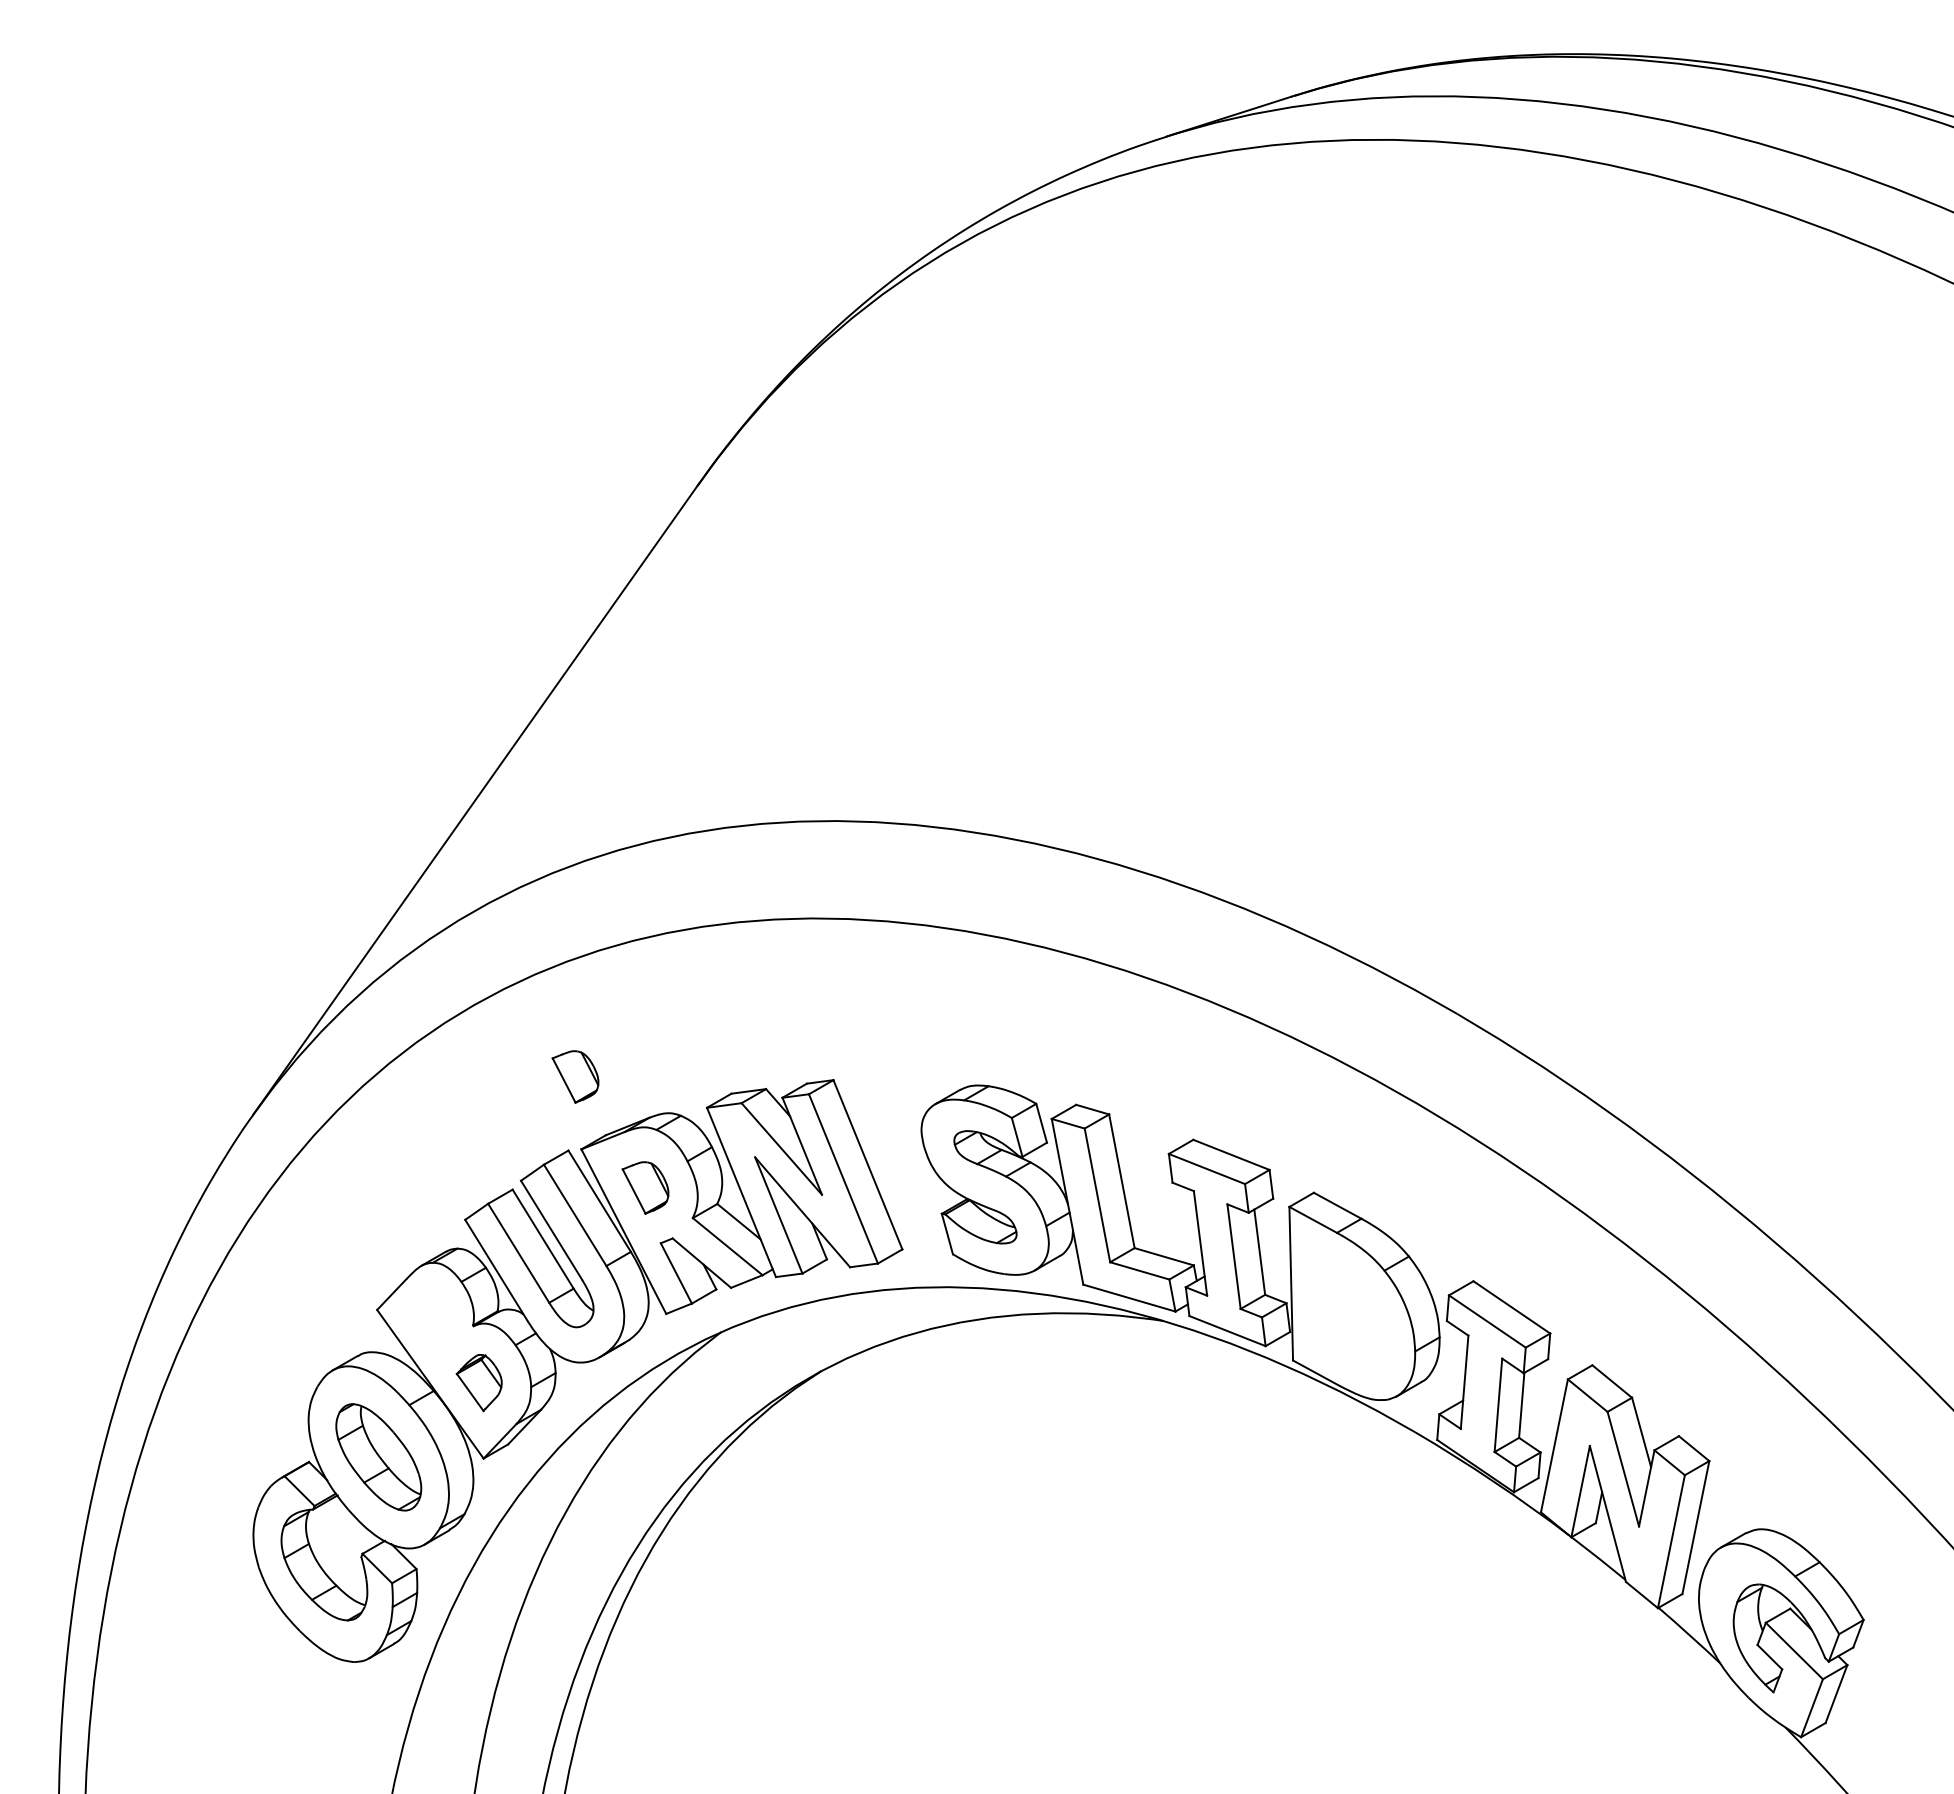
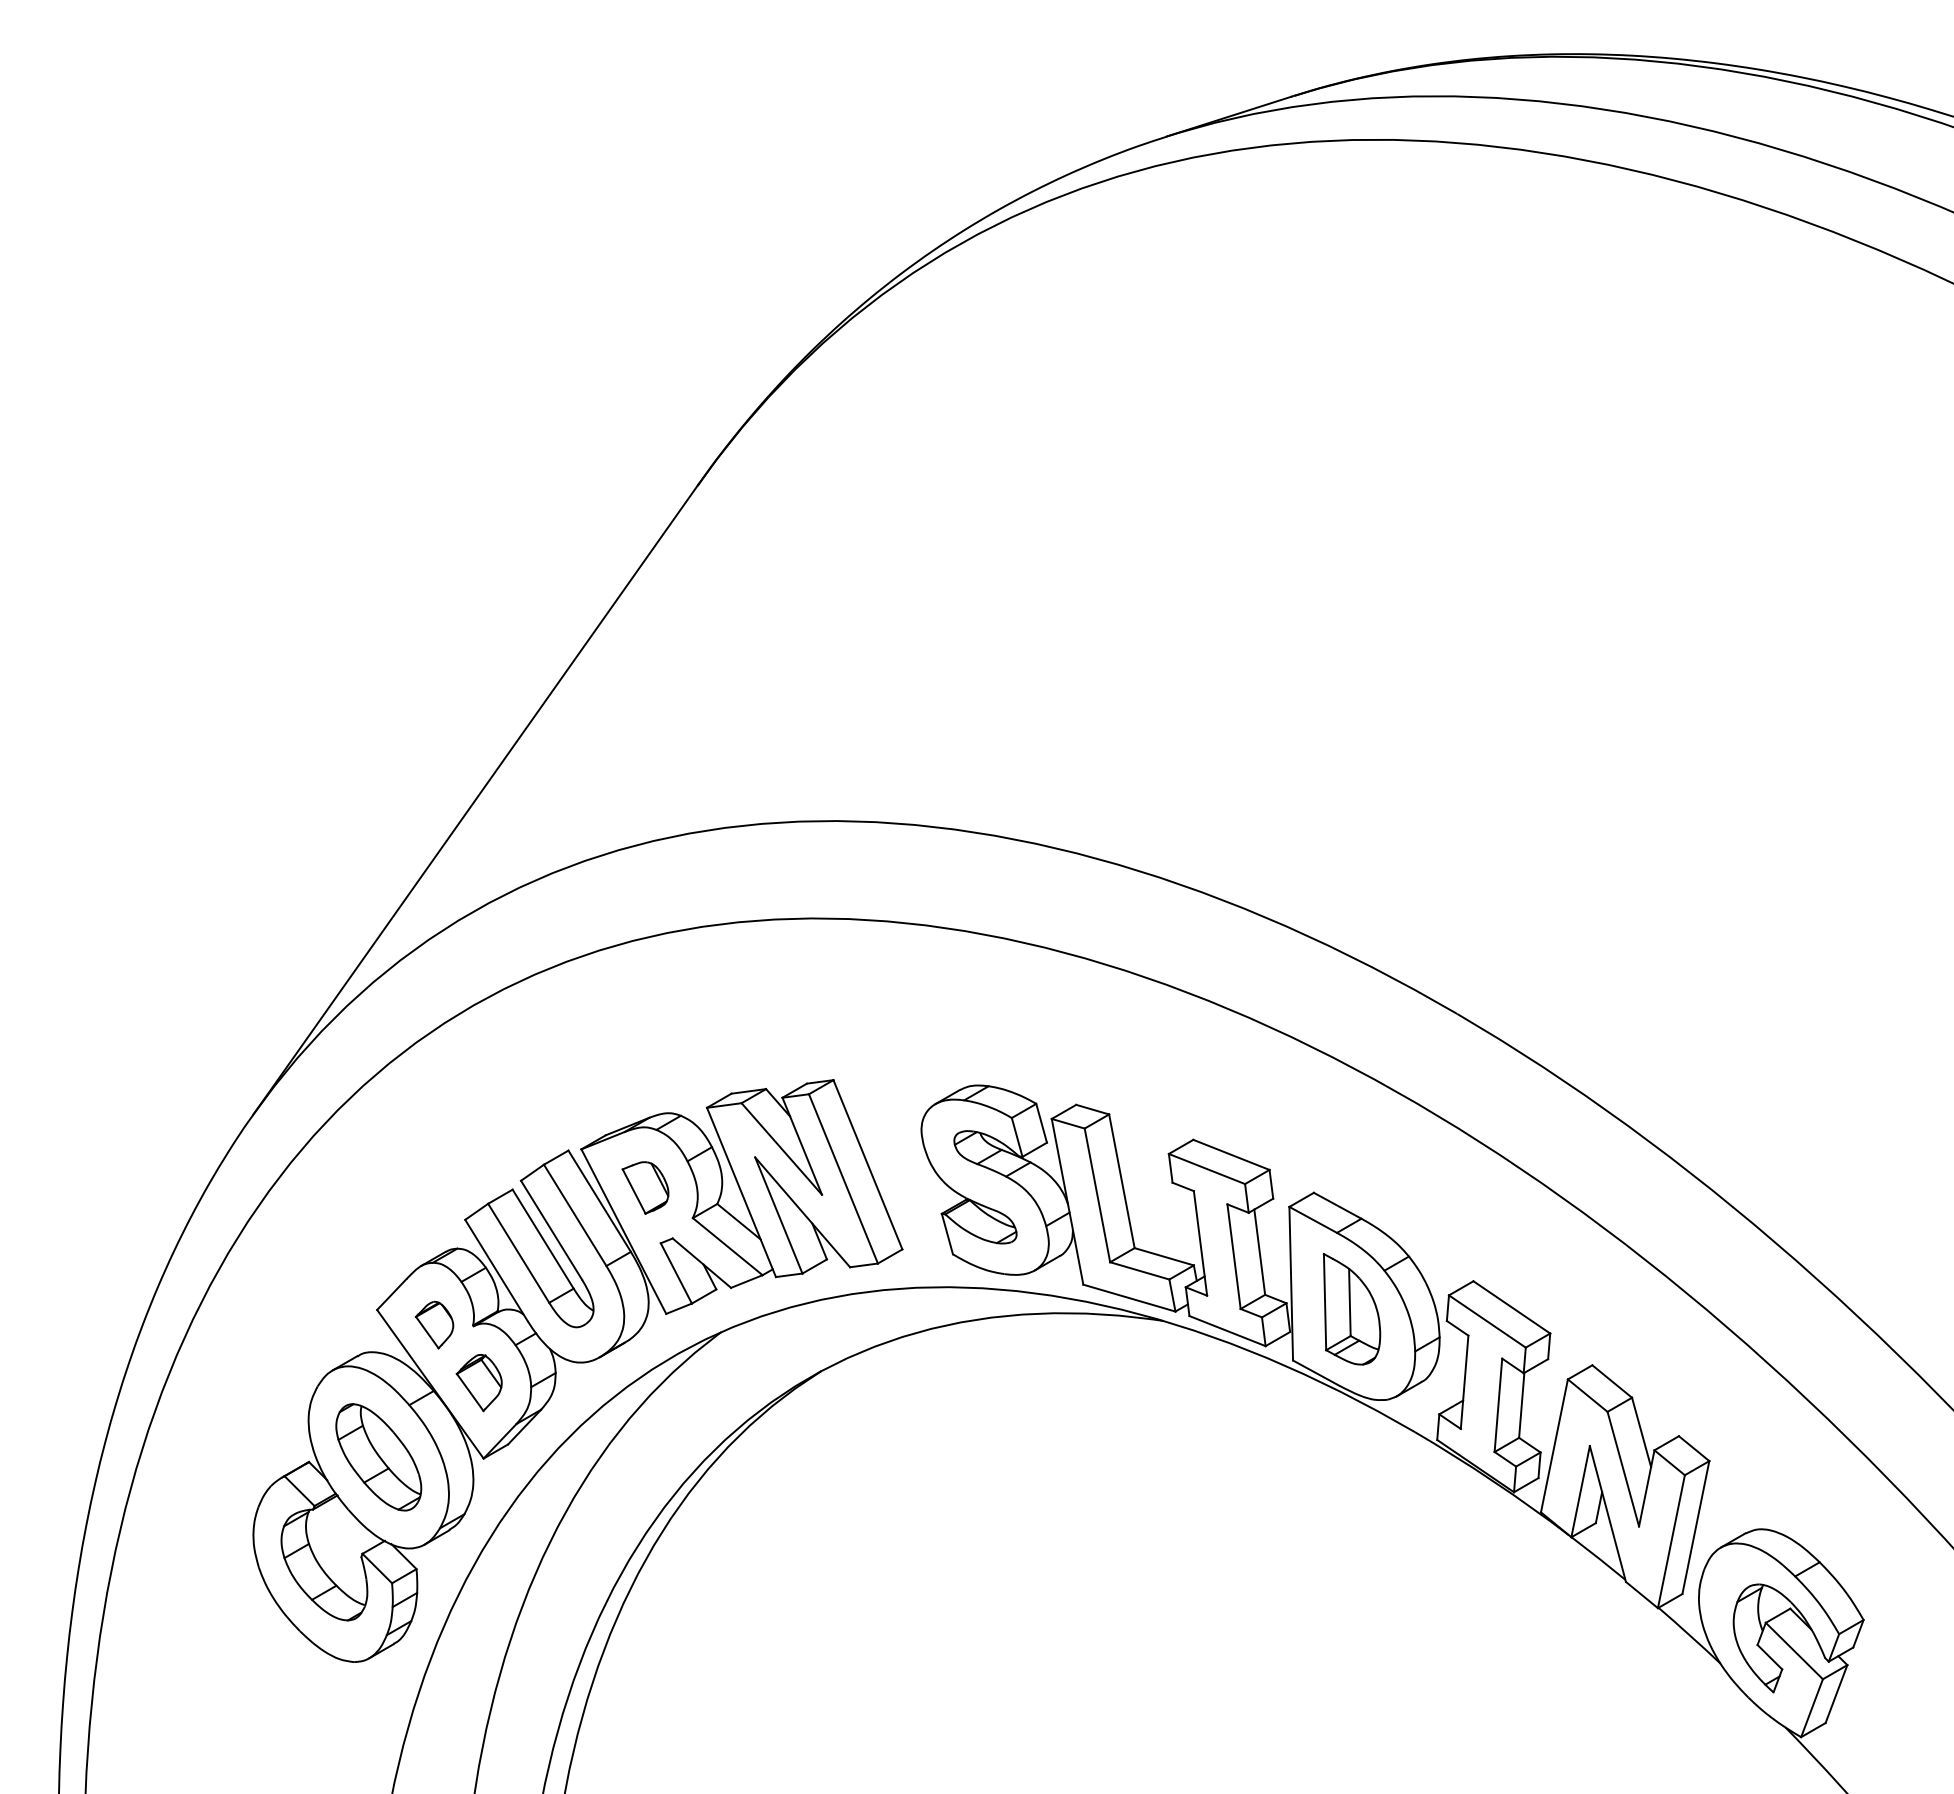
part: present -> none (575, 1076)
part: none -> present (1351, 1309)
part: none -> present (434, 1324)
